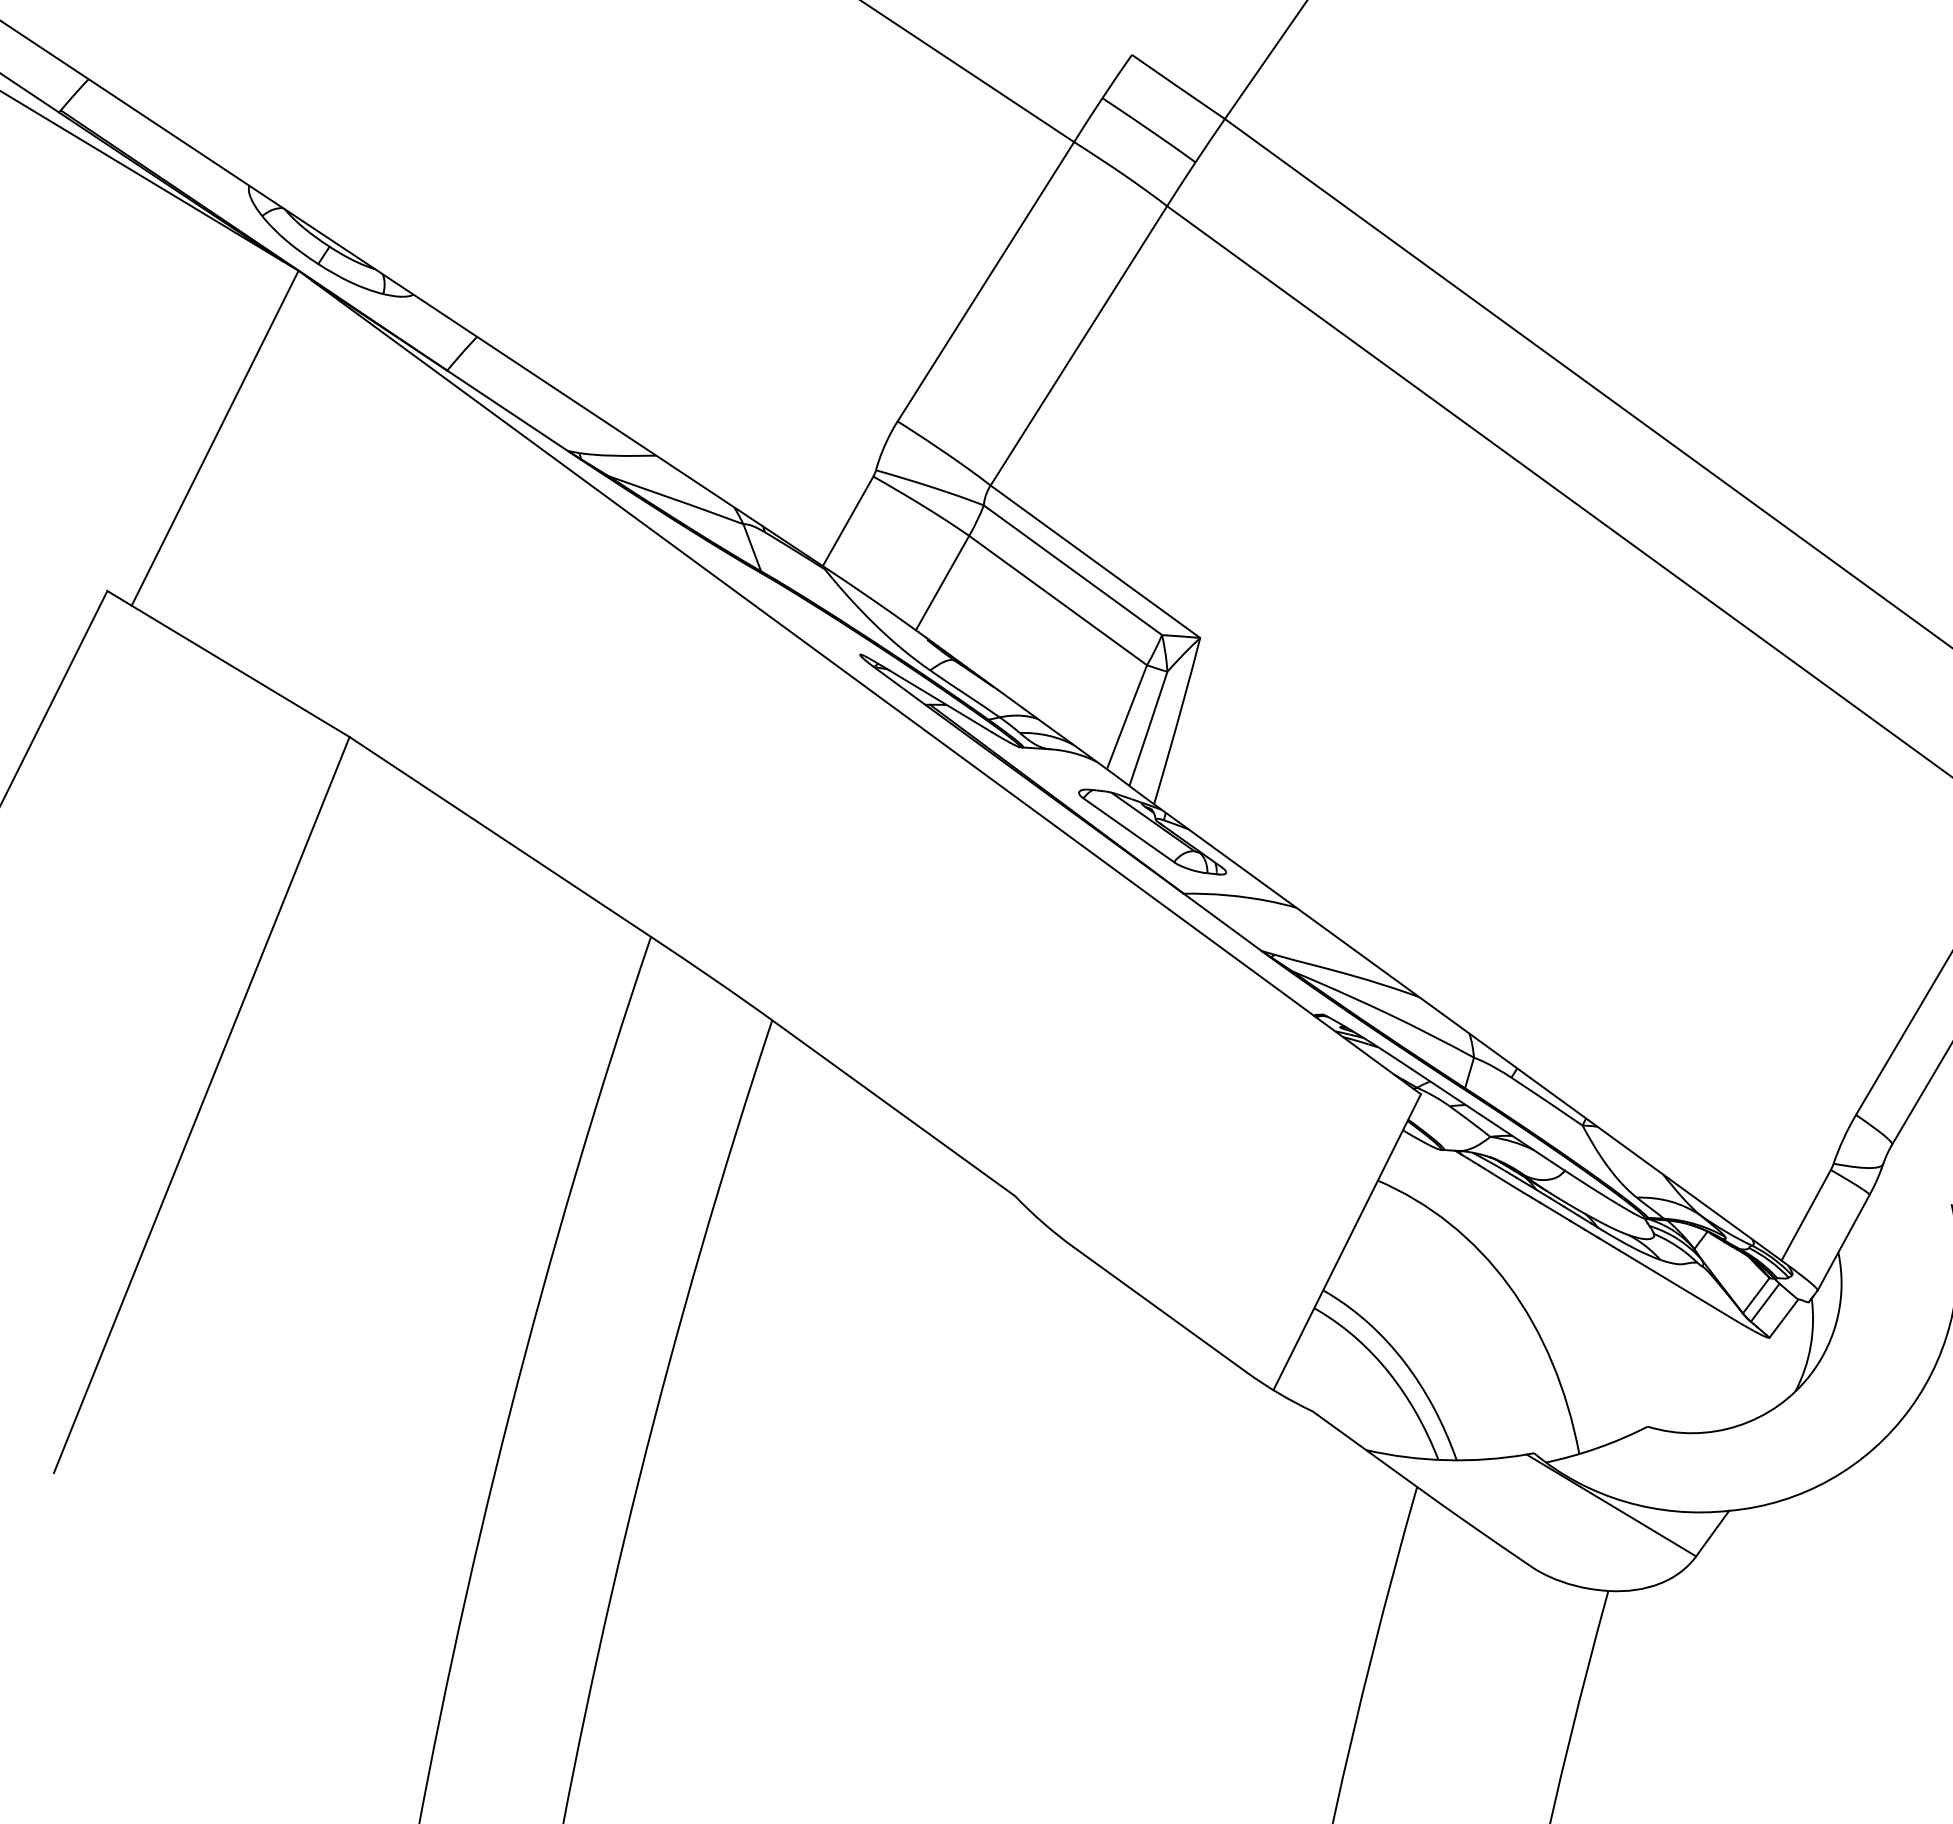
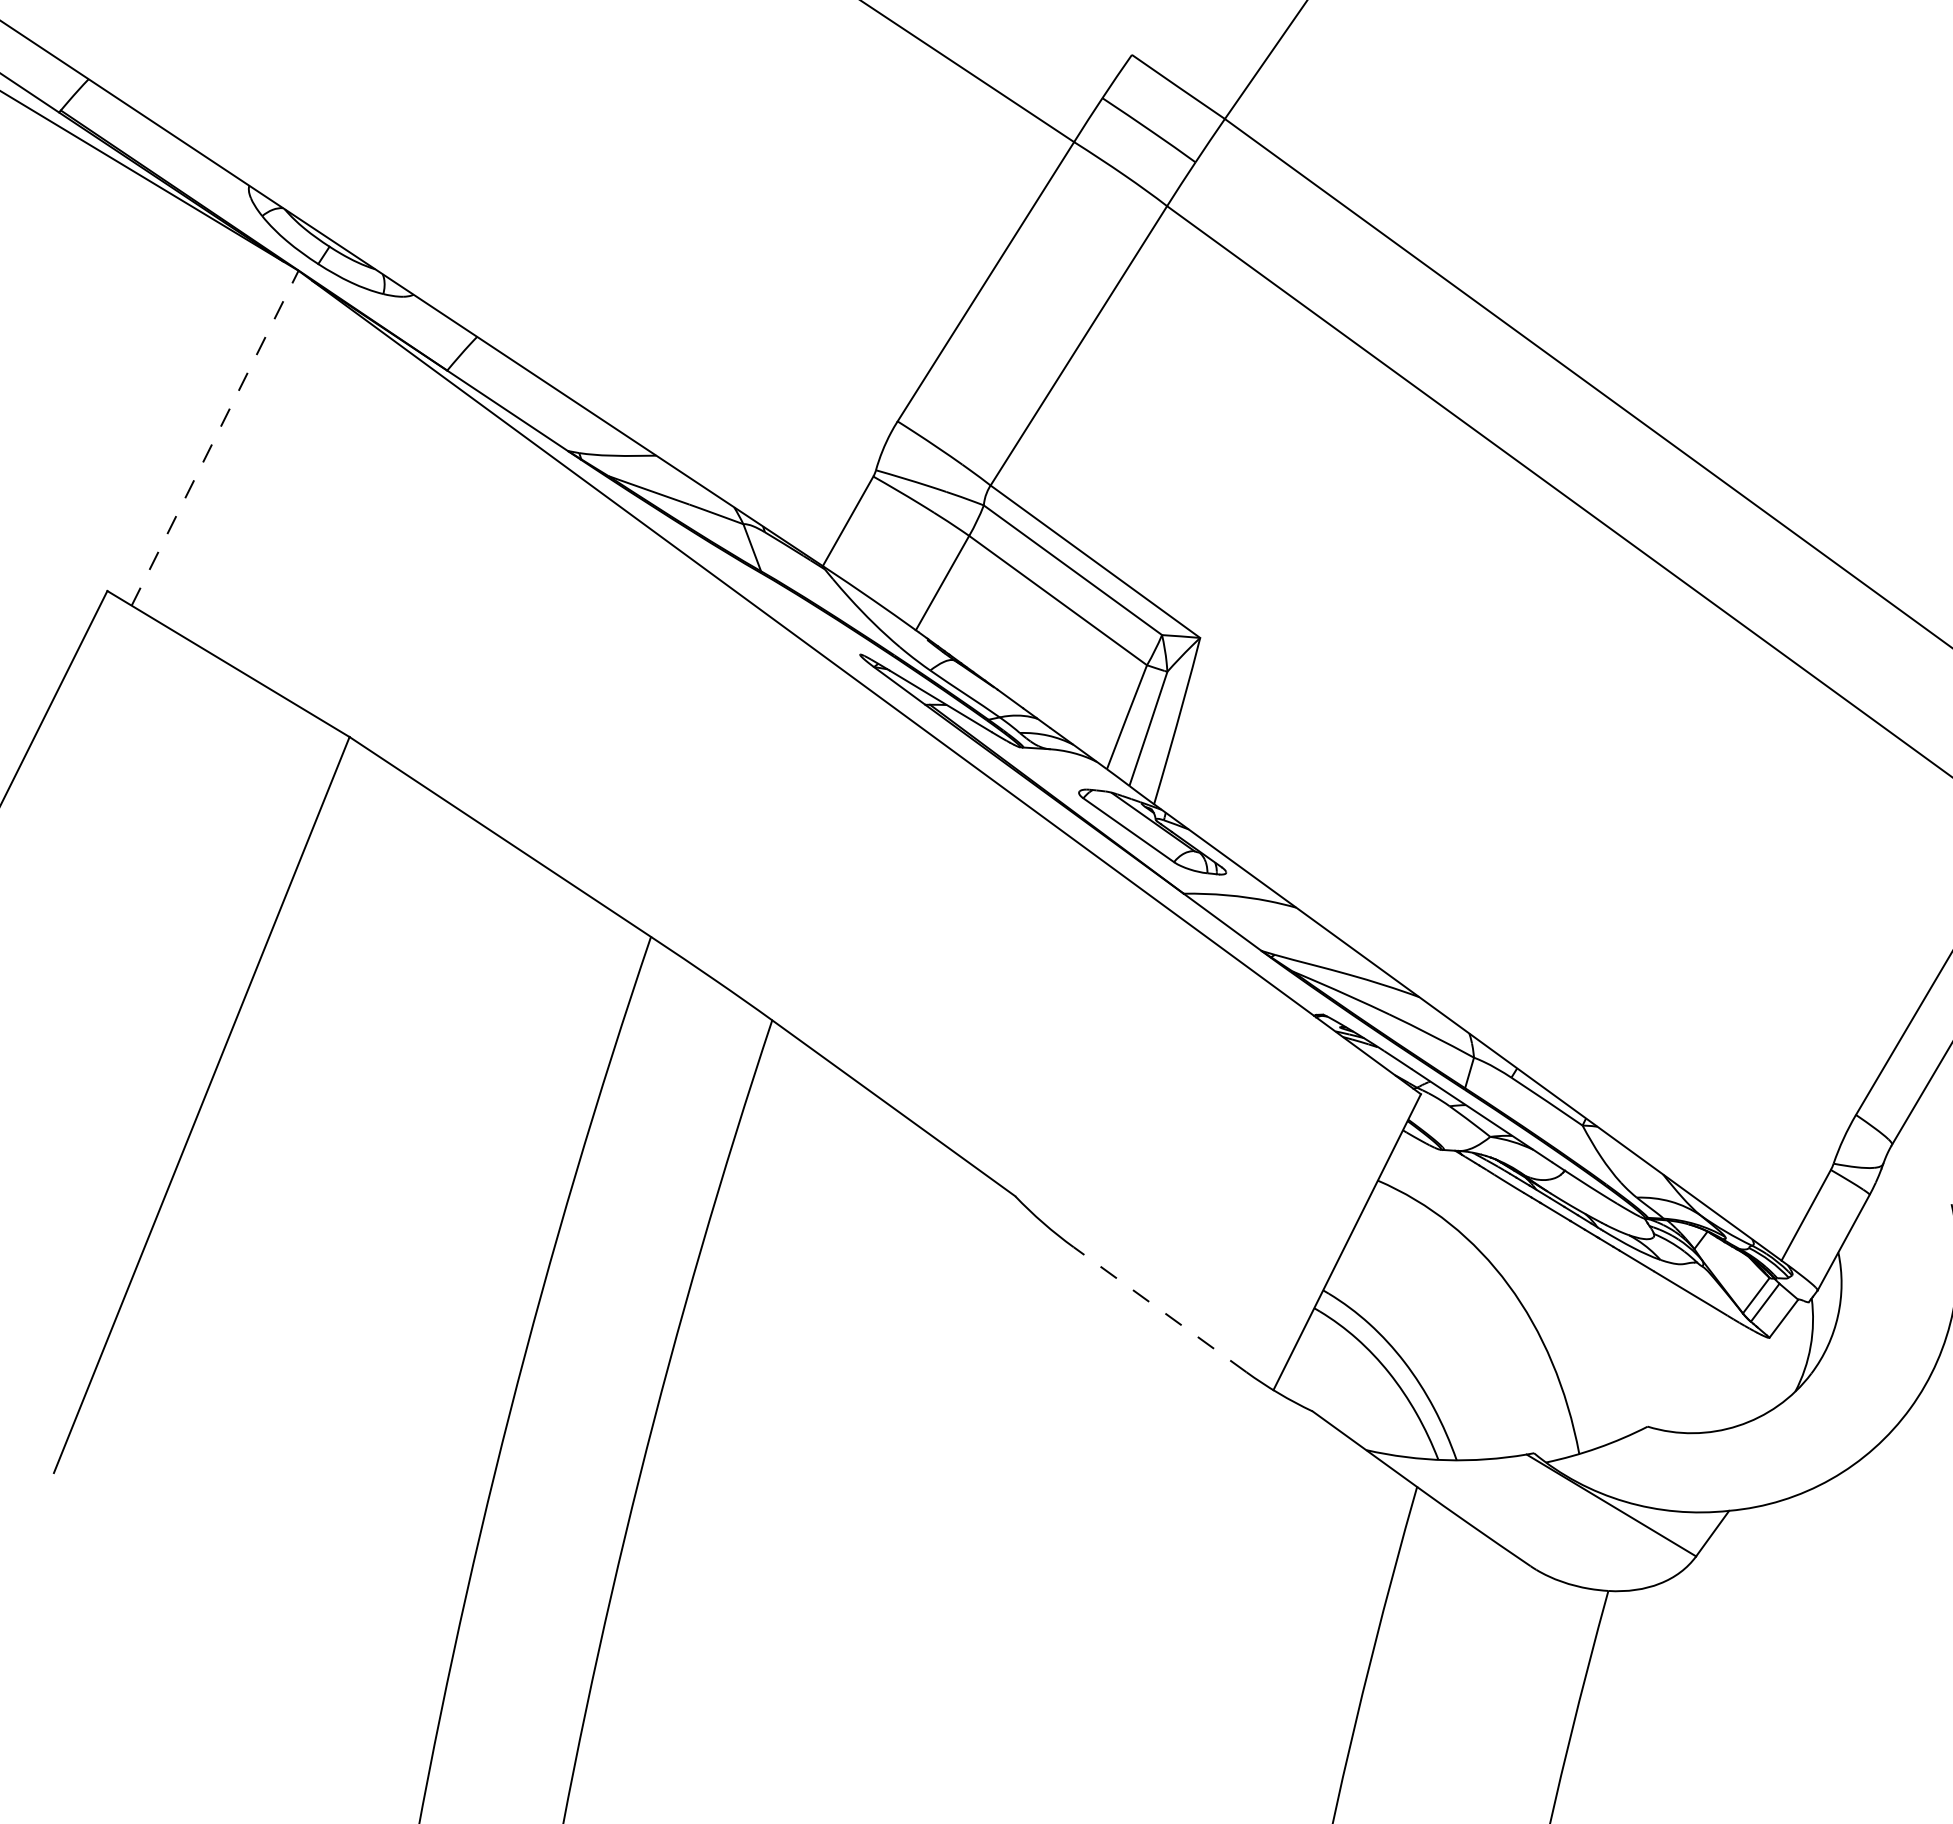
line: solid -> dashed (215, 437)
line: solid -> dashed (1160, 1309)
